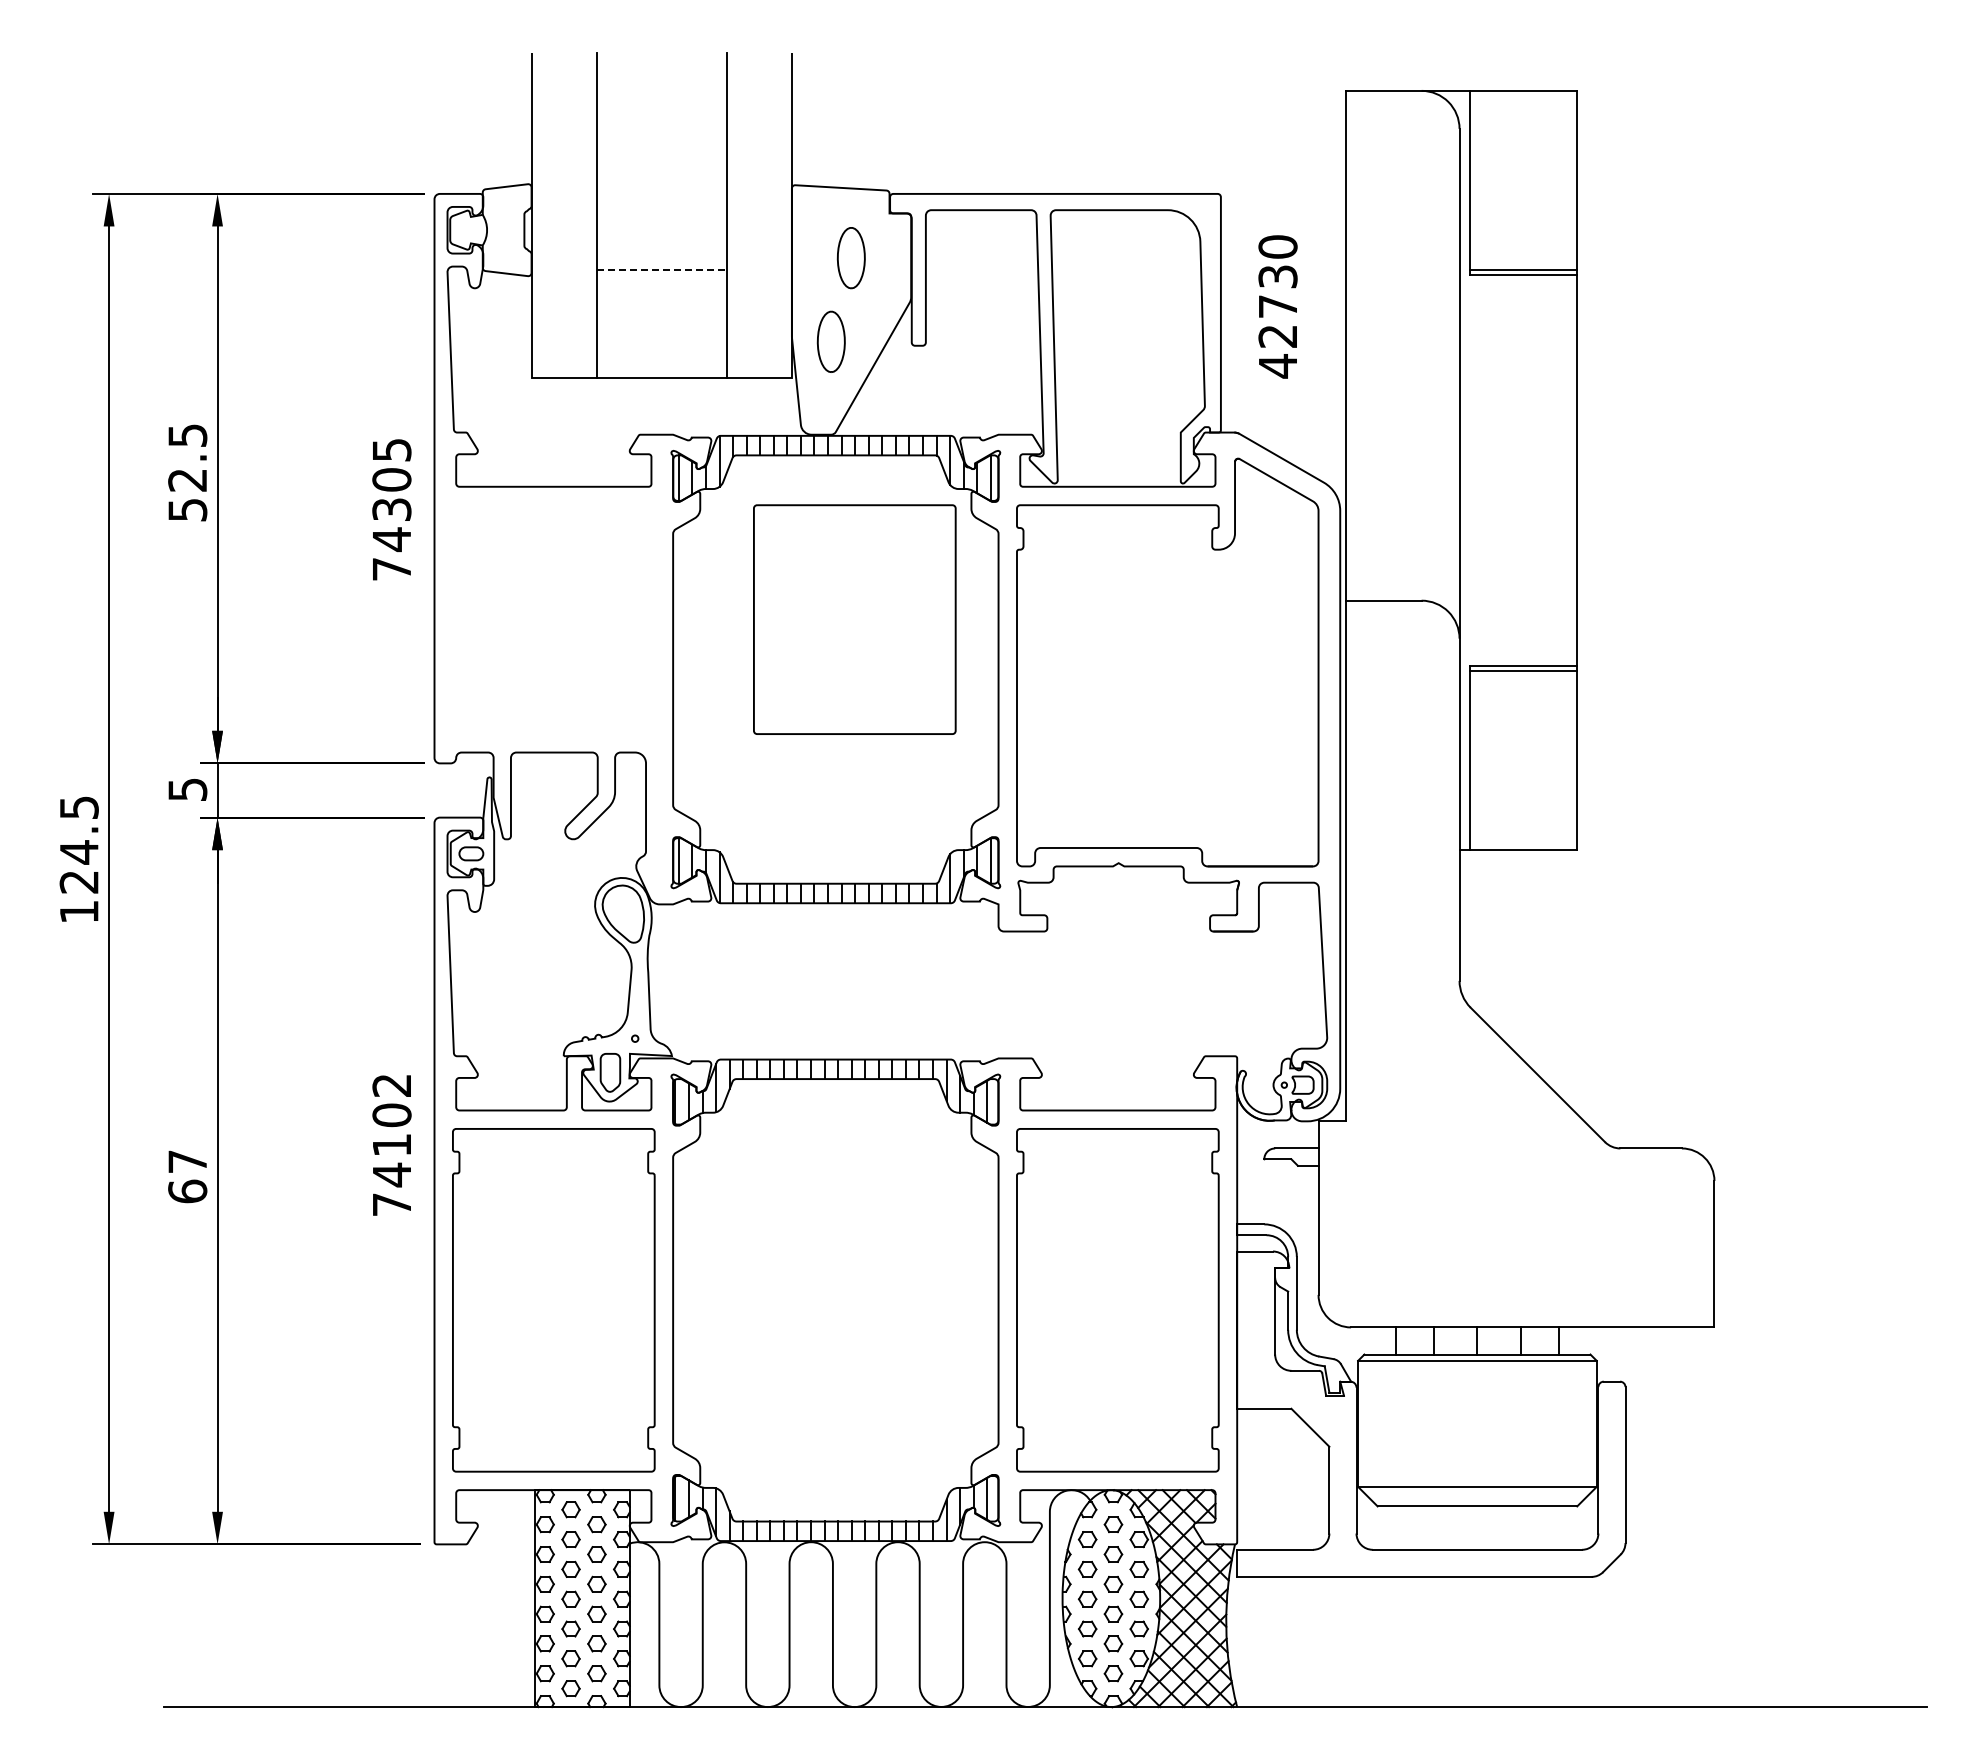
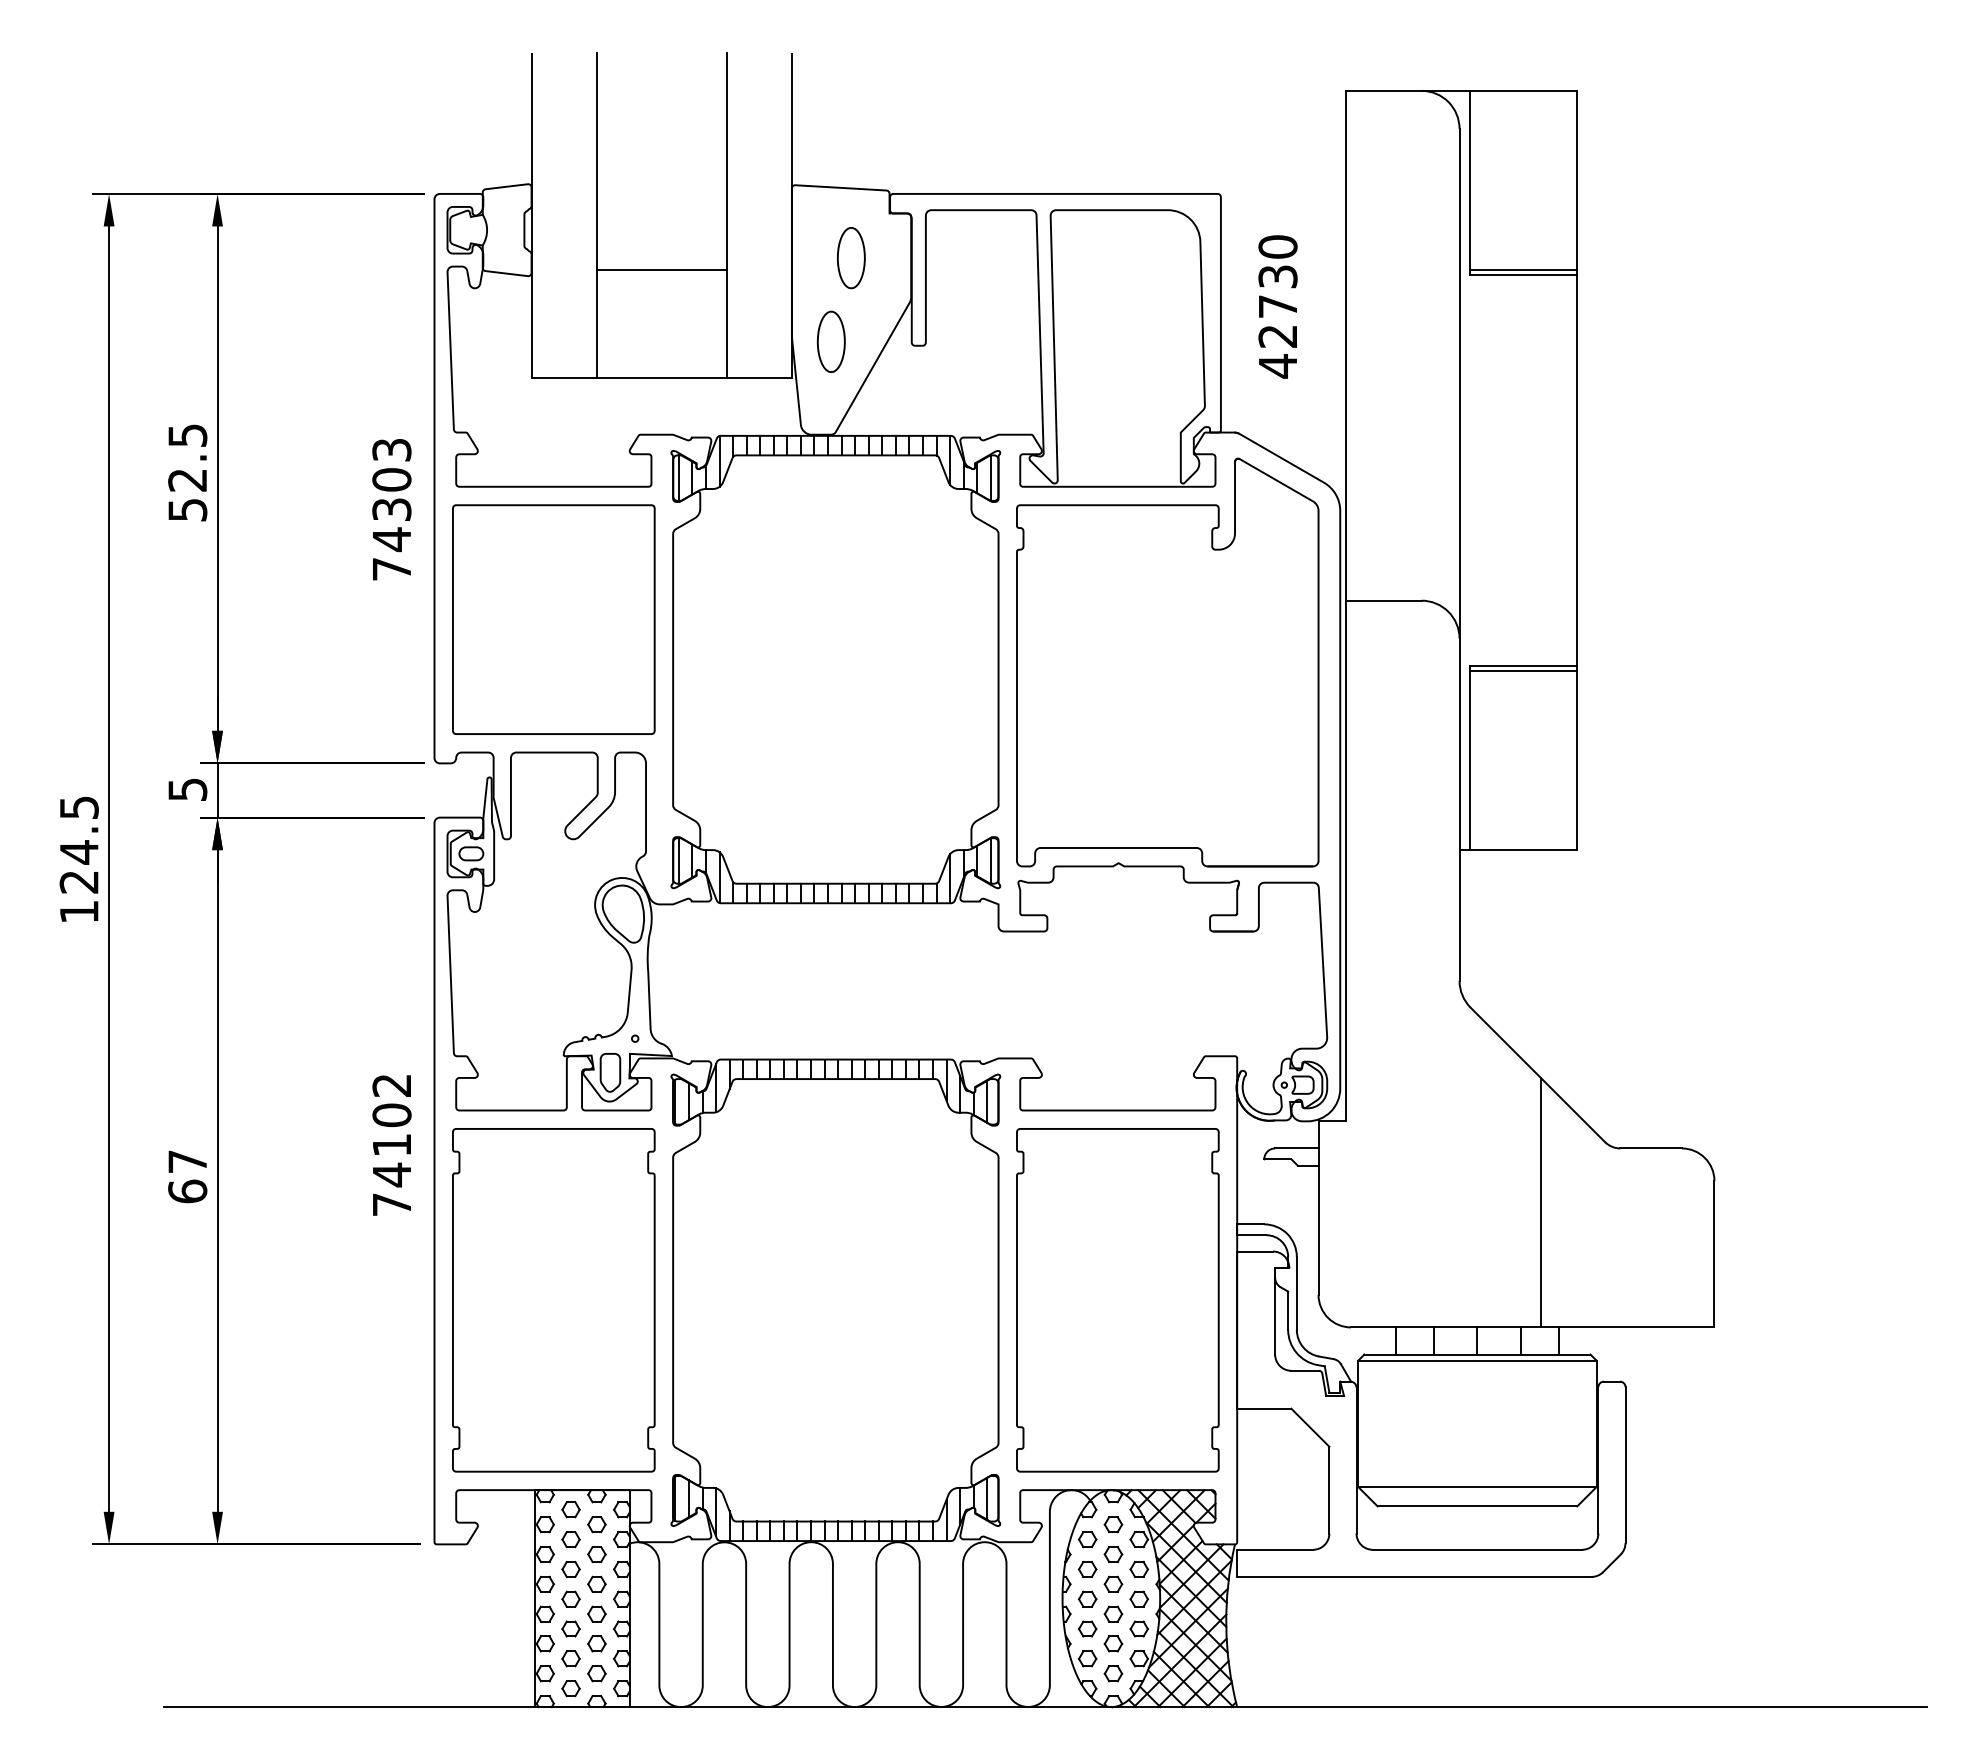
line: dashed -> solid (662, 269)
text: 74305 -> 74303 (391, 449)
part position: (854, 619) -> (553, 619) (553, 619)
line: none -> present (1540, 1202)
